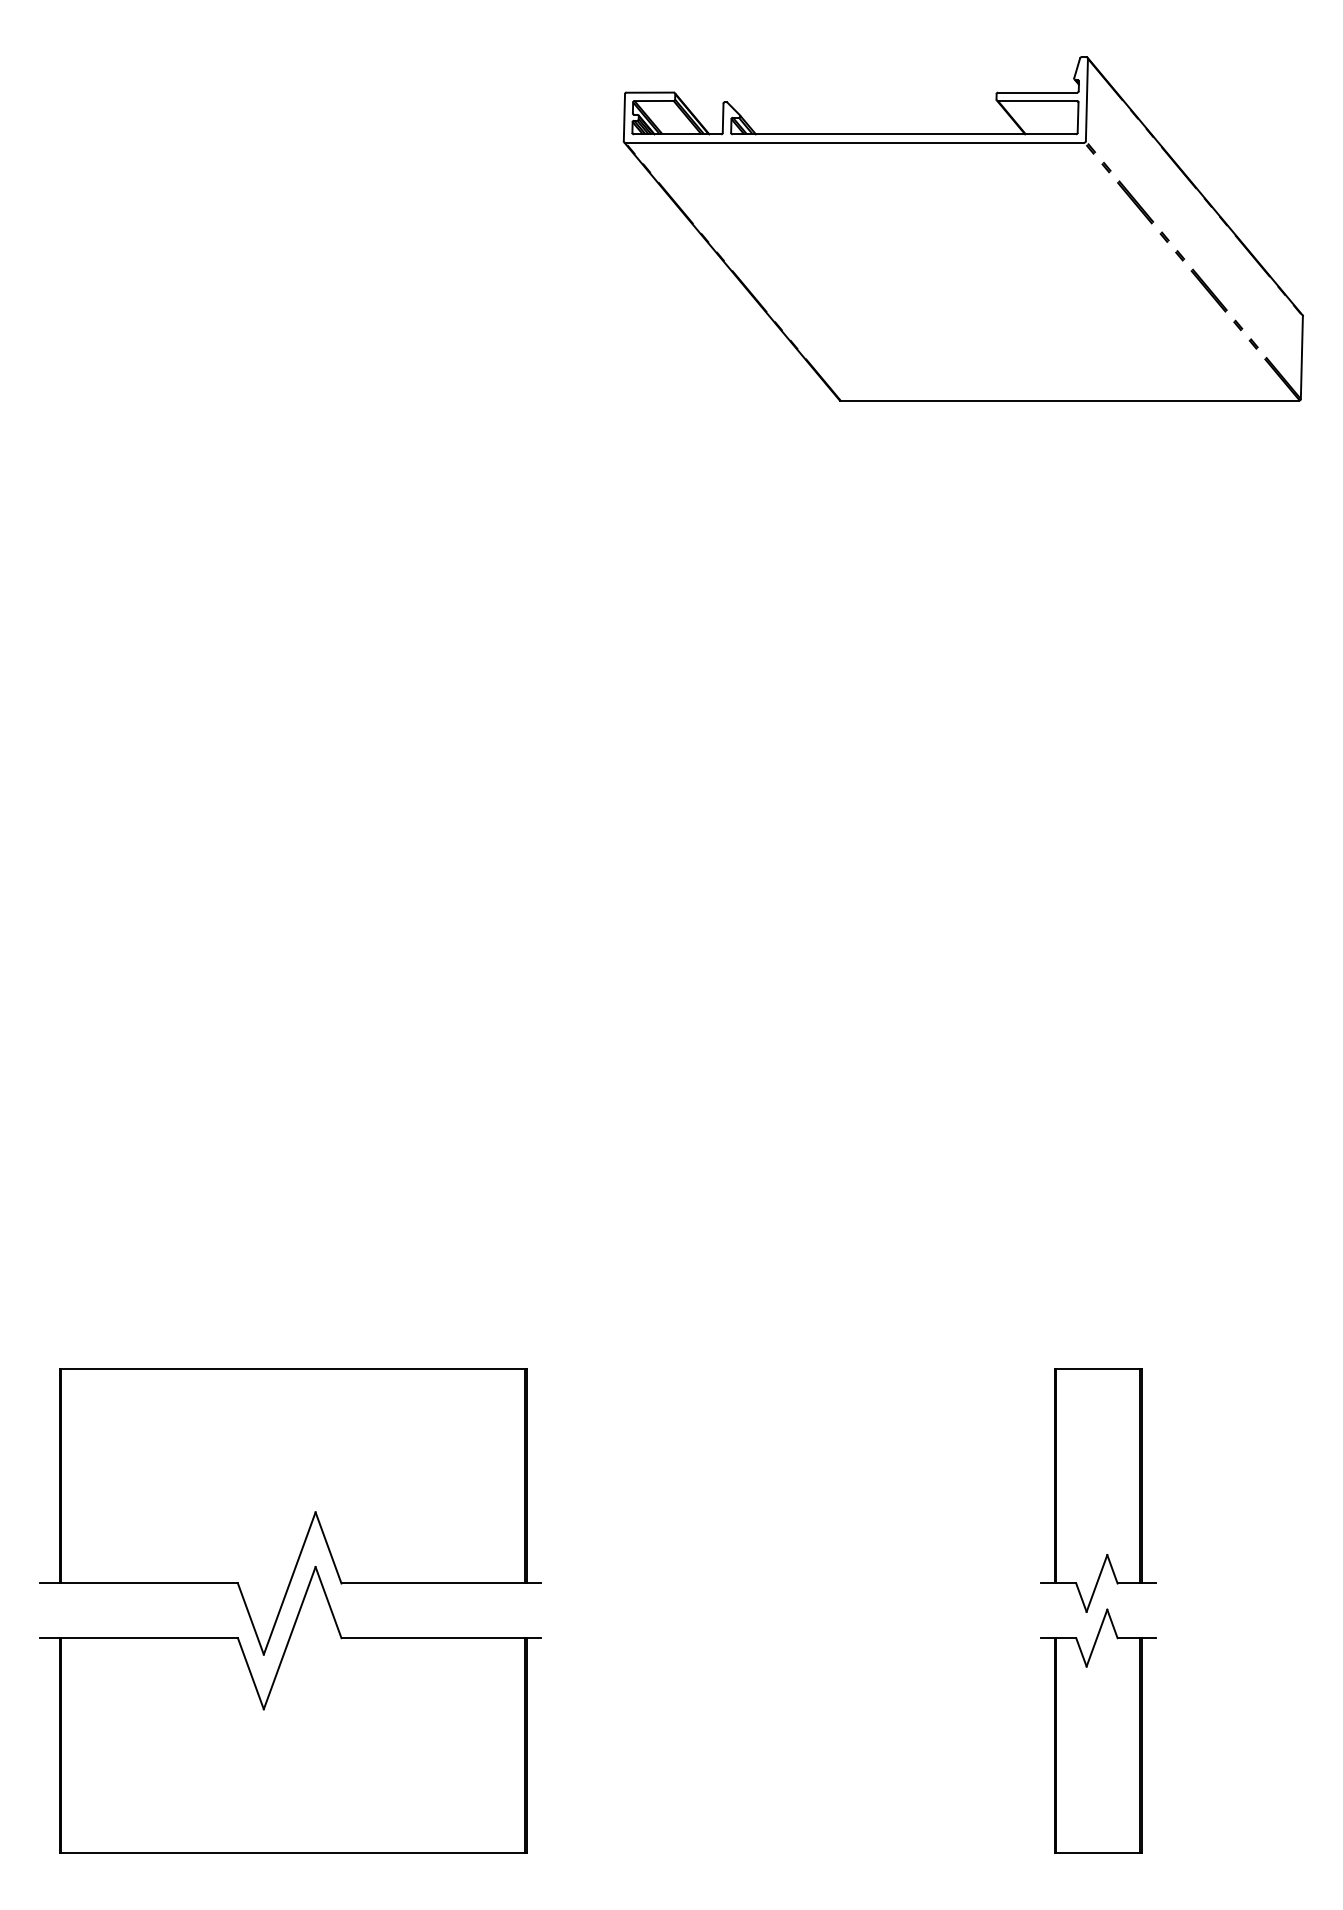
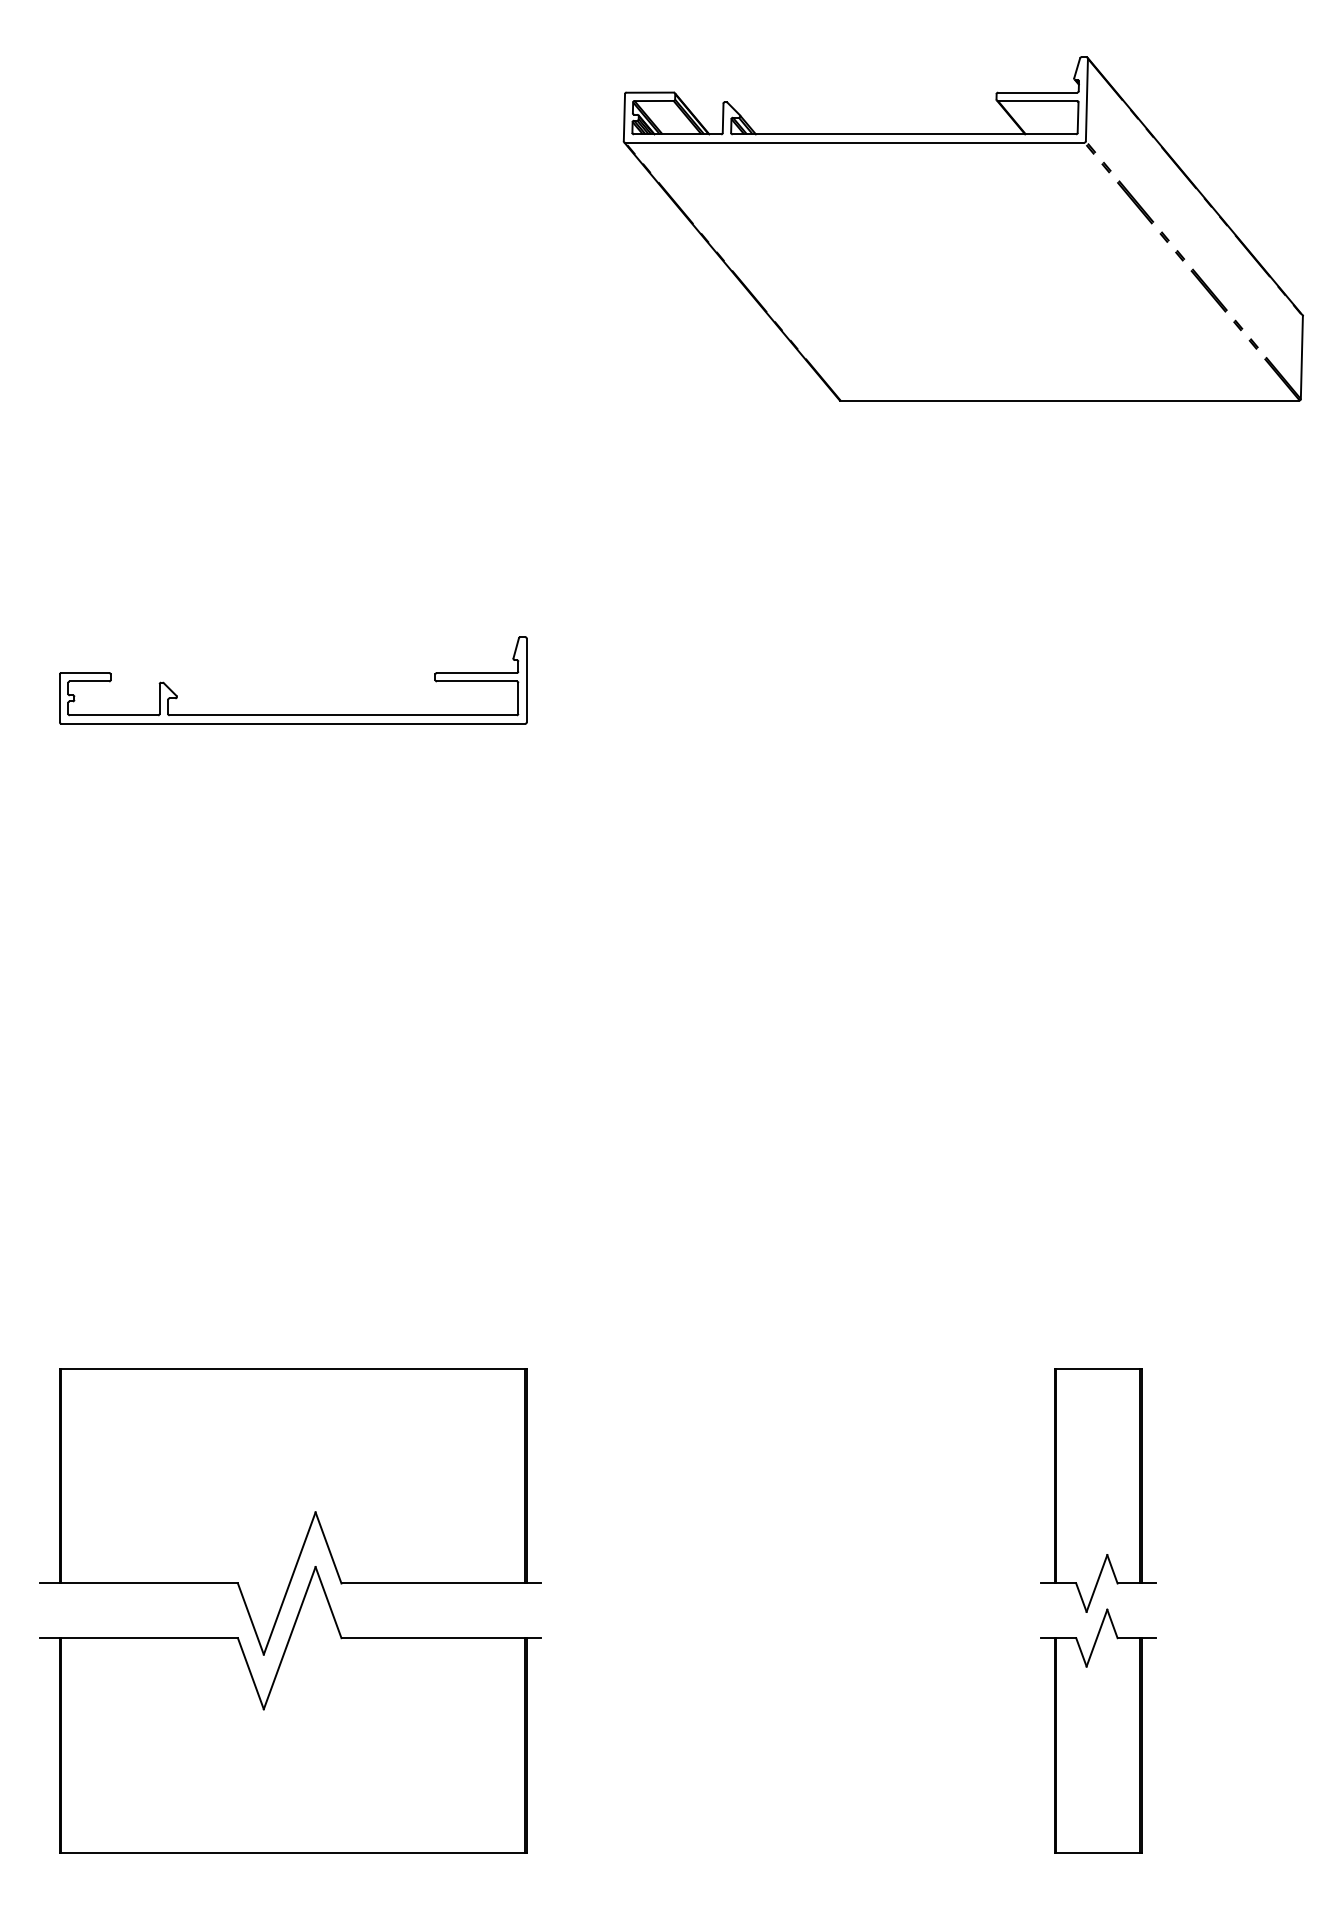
part: none -> present (293, 714)
